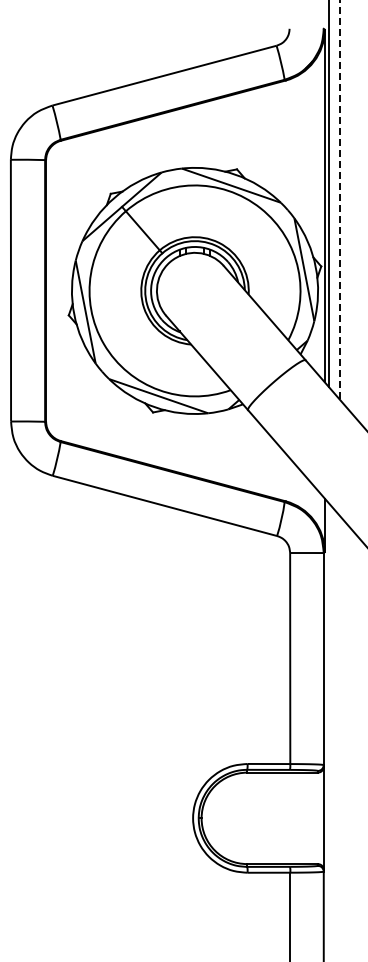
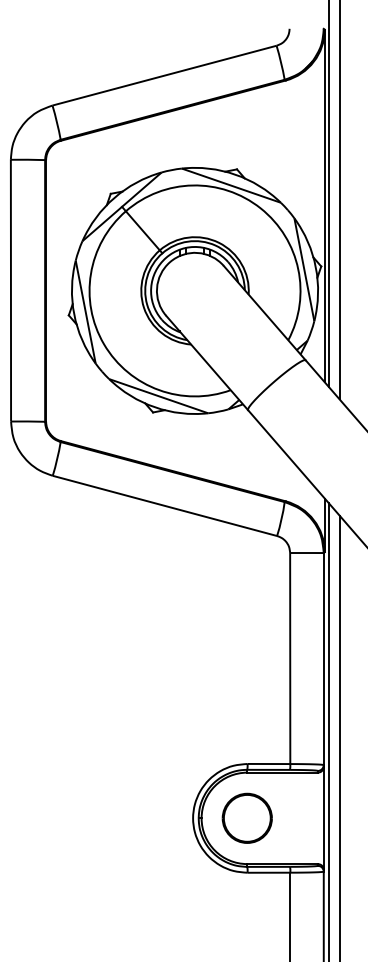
line: dashed -> solid (339, 199)
line: none -> present (328, 730)
line: none -> present (339, 736)
part: none -> present (246, 817)
